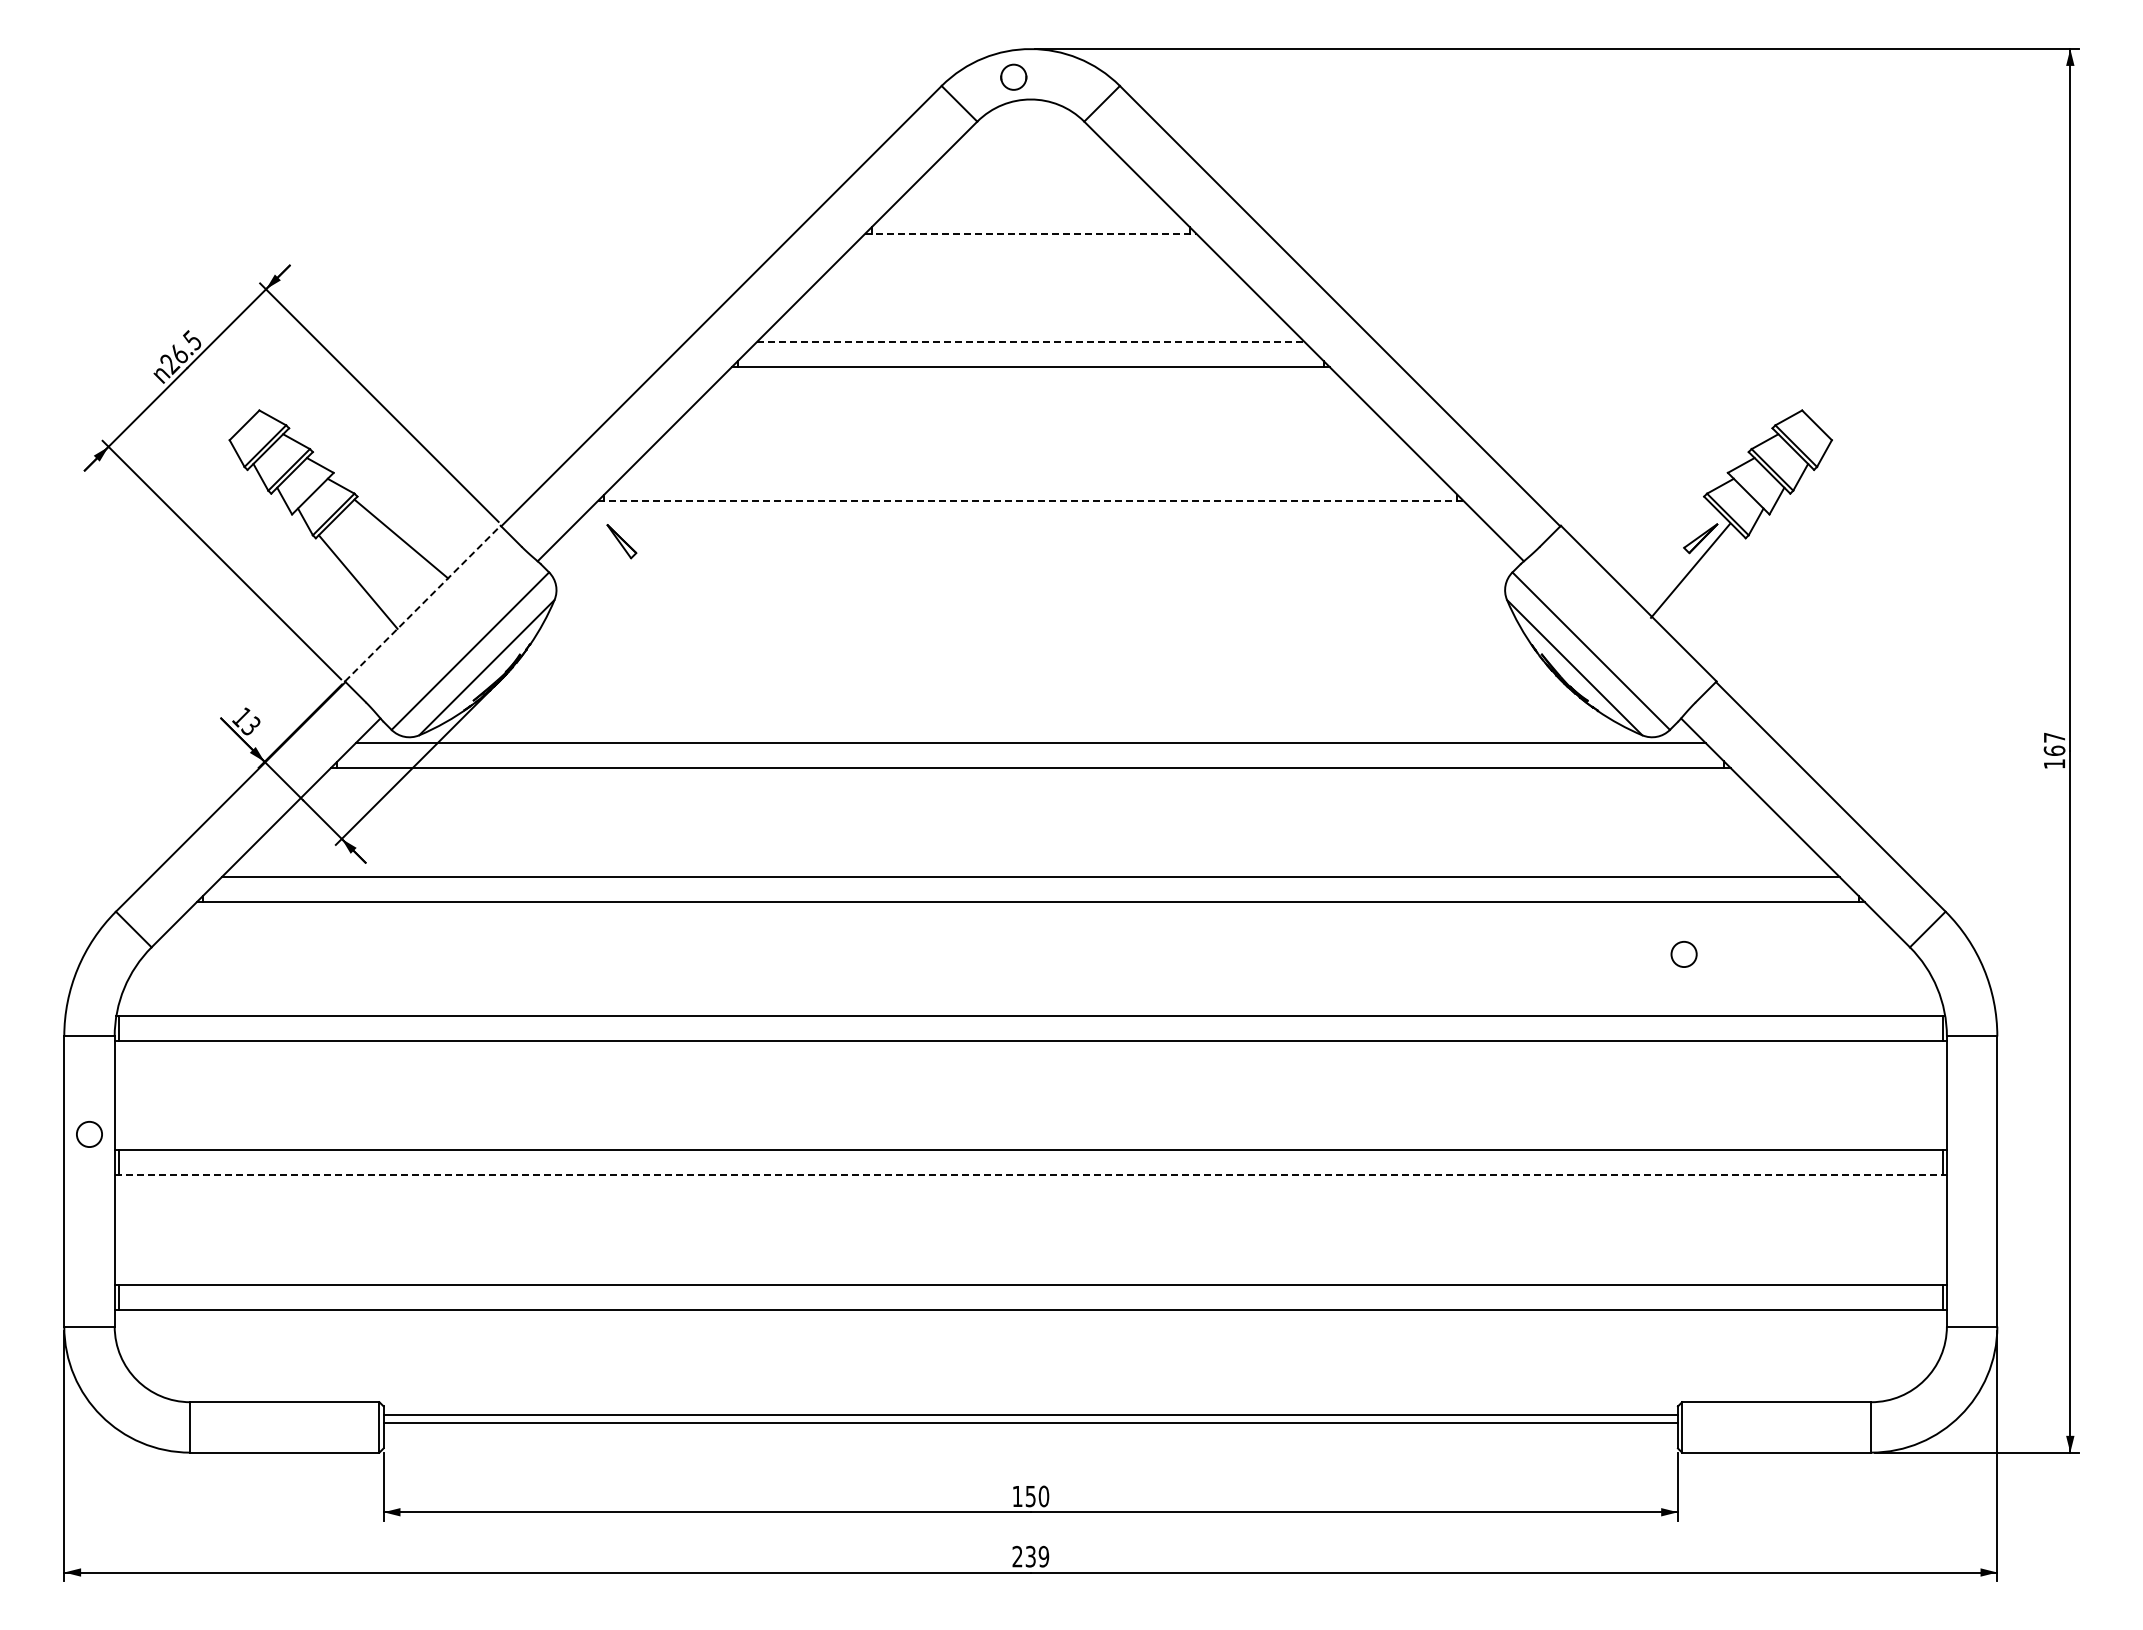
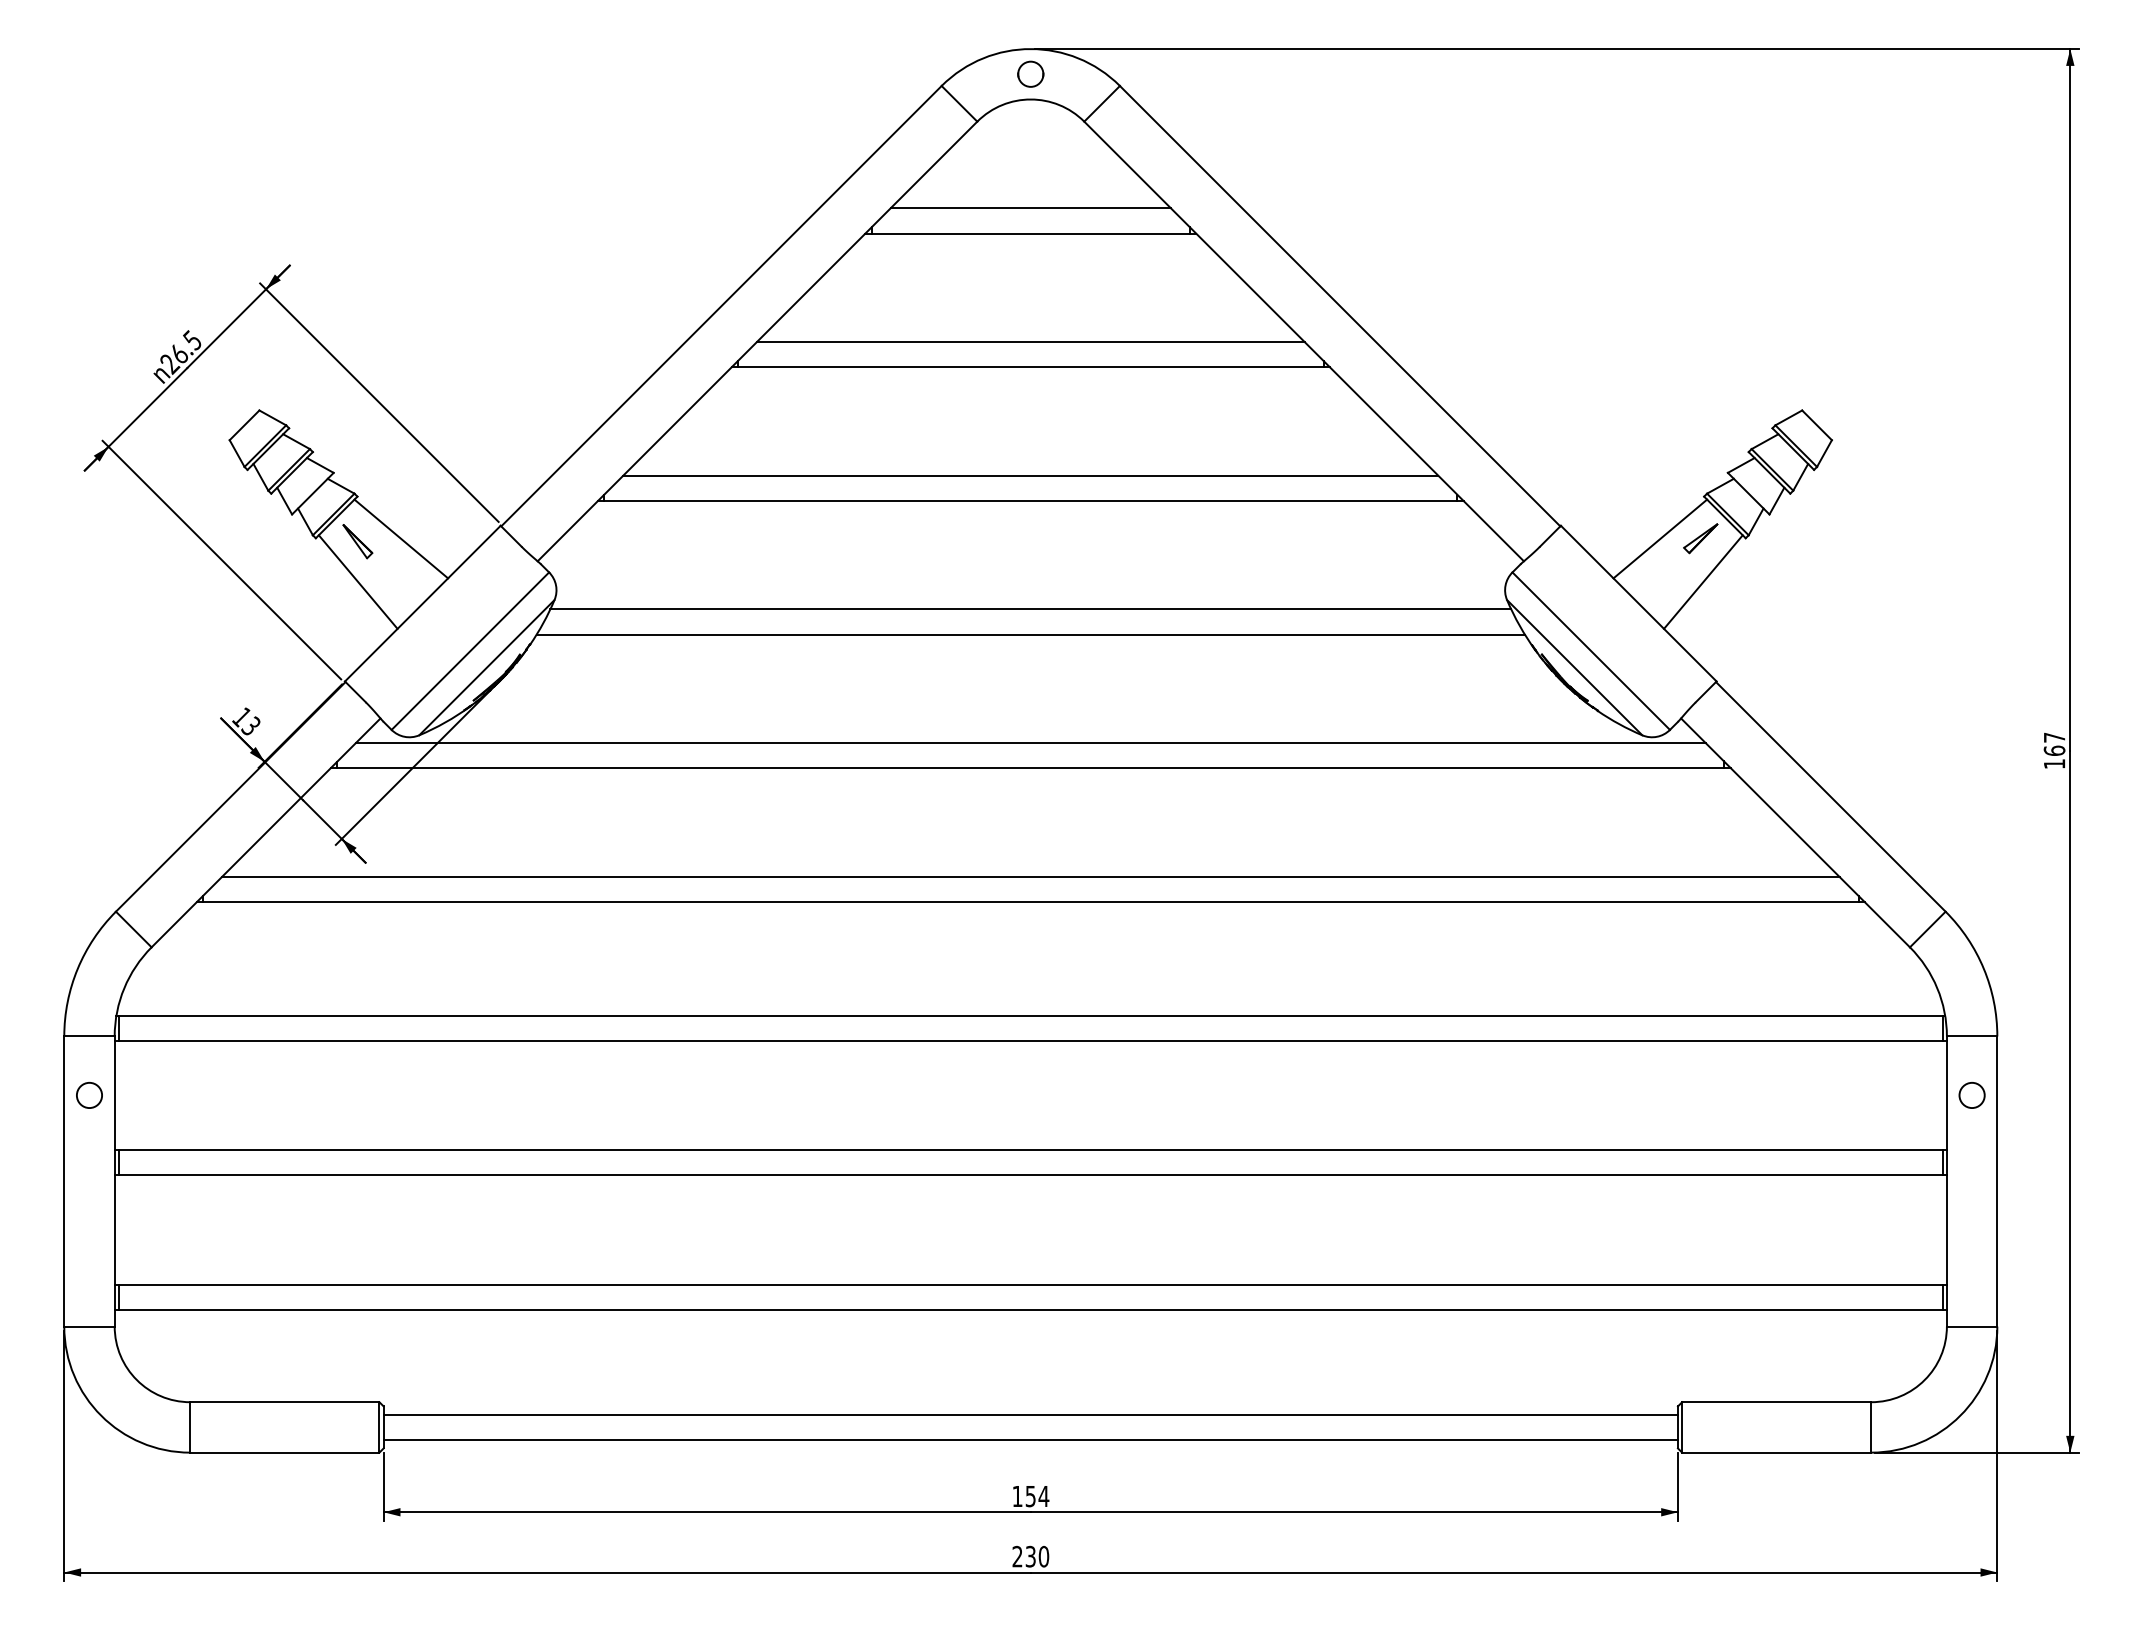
circle position: (1013, 76) -> (1030, 73) (1030, 73)
line: none -> present (1030, 208)
line: dashed -> solid (1031, 233)
line: dashed -> solid (1030, 342)
line: none -> present (1030, 475)
line: dashed -> solid (1030, 500)
line: none -> present (1660, 538)
part position: (621, 541) -> (357, 541) (357, 541)
line position: (1690, 570) -> (1703, 581) (1703, 581)
line: dashed -> solid (423, 603)
line: none -> present (1030, 609)
line: none -> present (1030, 634)
circle position: (1683, 954) -> (1971, 1095) (1971, 1095)
circle position: (89, 1134) -> (89, 1095) (89, 1095)
line: dashed -> solid (1031, 1175)
line position: (1030, 1423) -> (1030, 1440) (1030, 1440)
text: 150 -> 154 (1043, 1496)
text: 239 -> 230 (1043, 1556)
